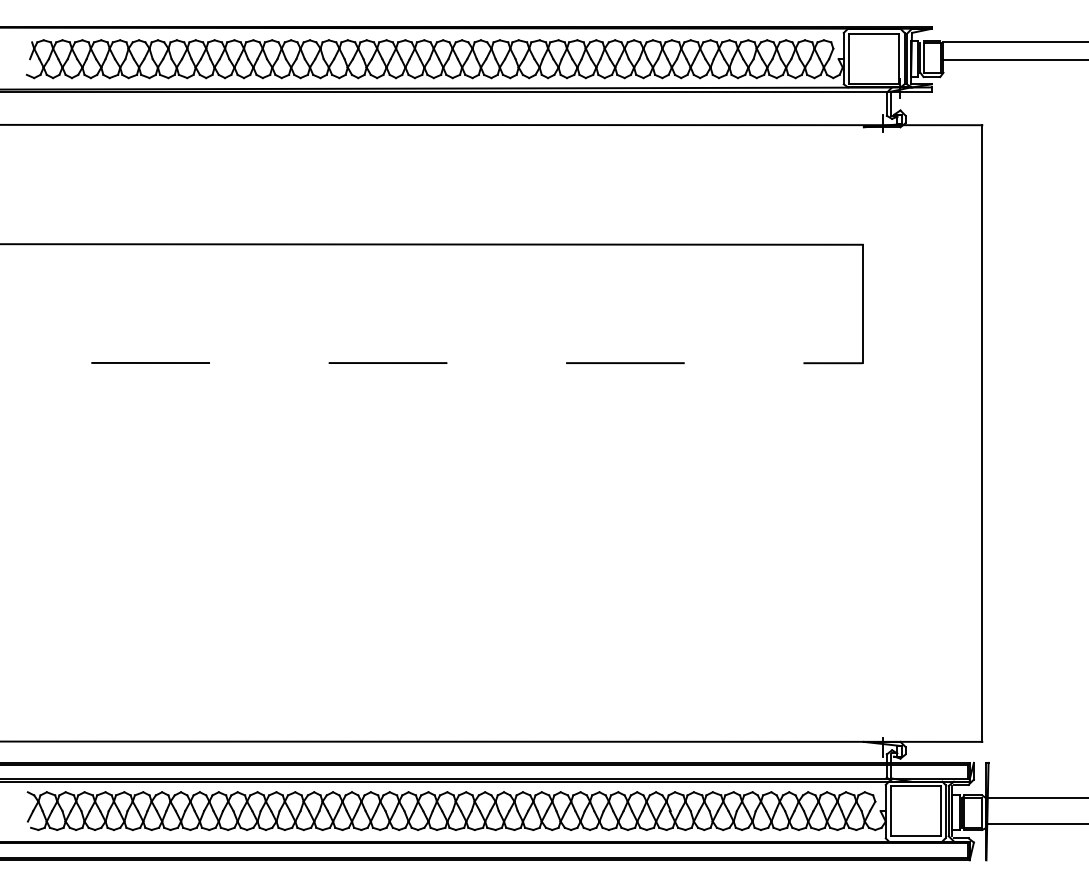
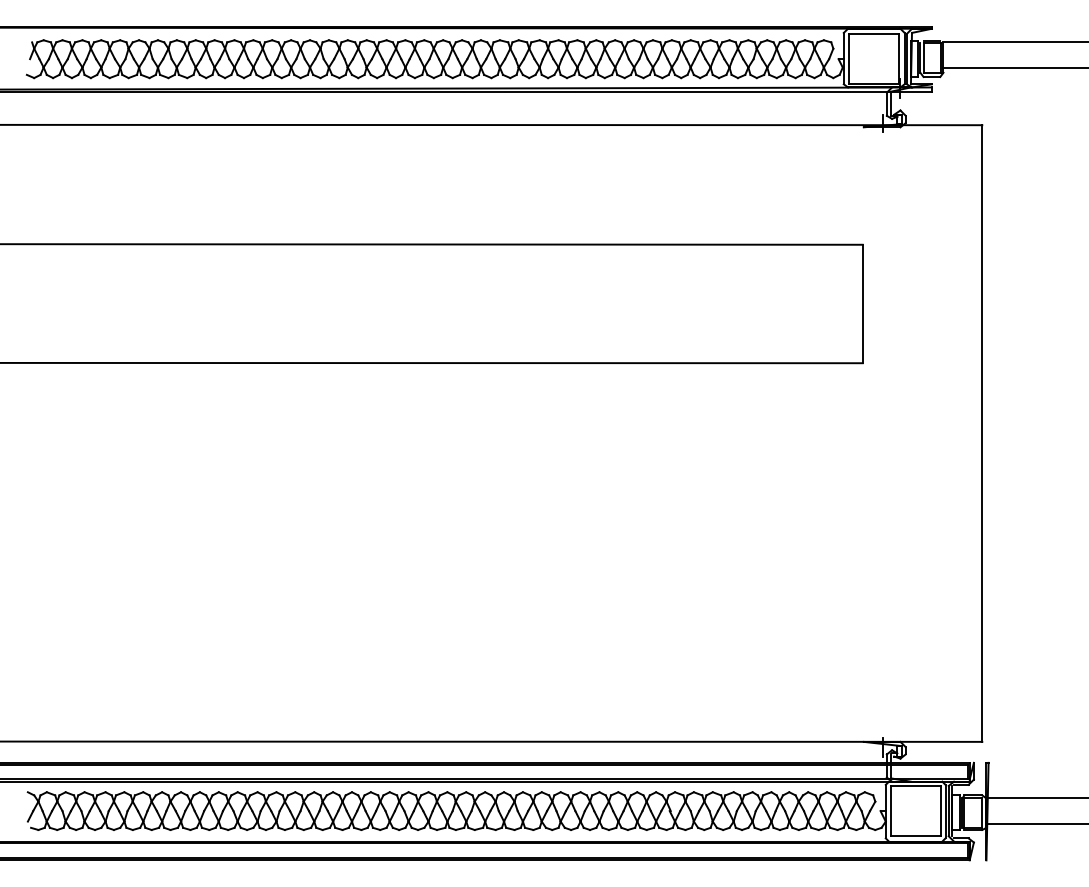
line position: (1014, 59) -> (1014, 67) (1014, 67)
line: dashed -> solid (431, 363)
